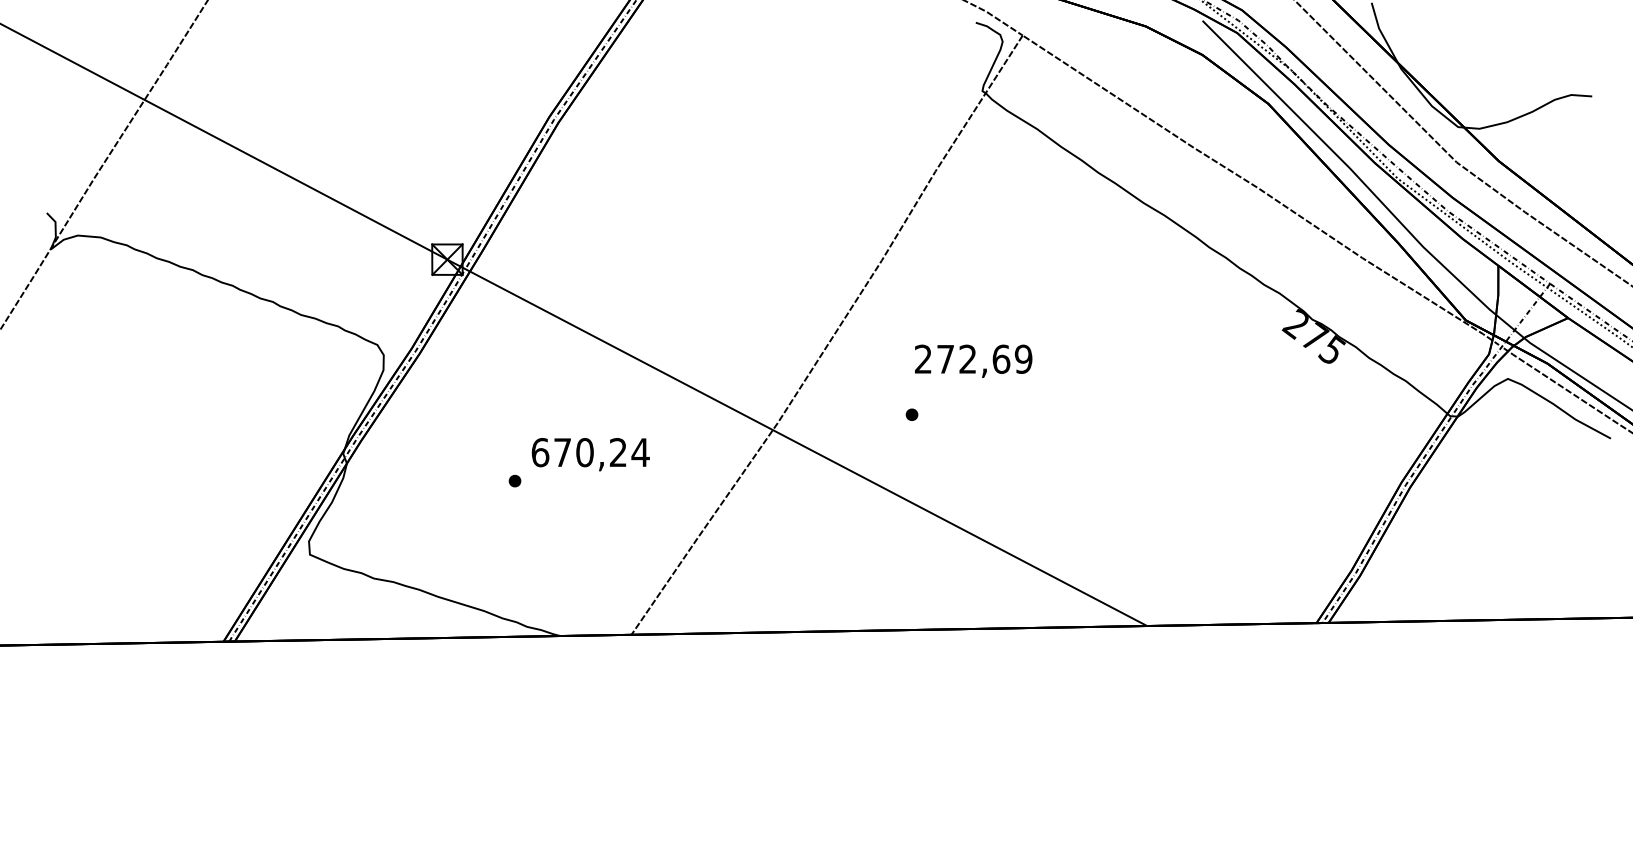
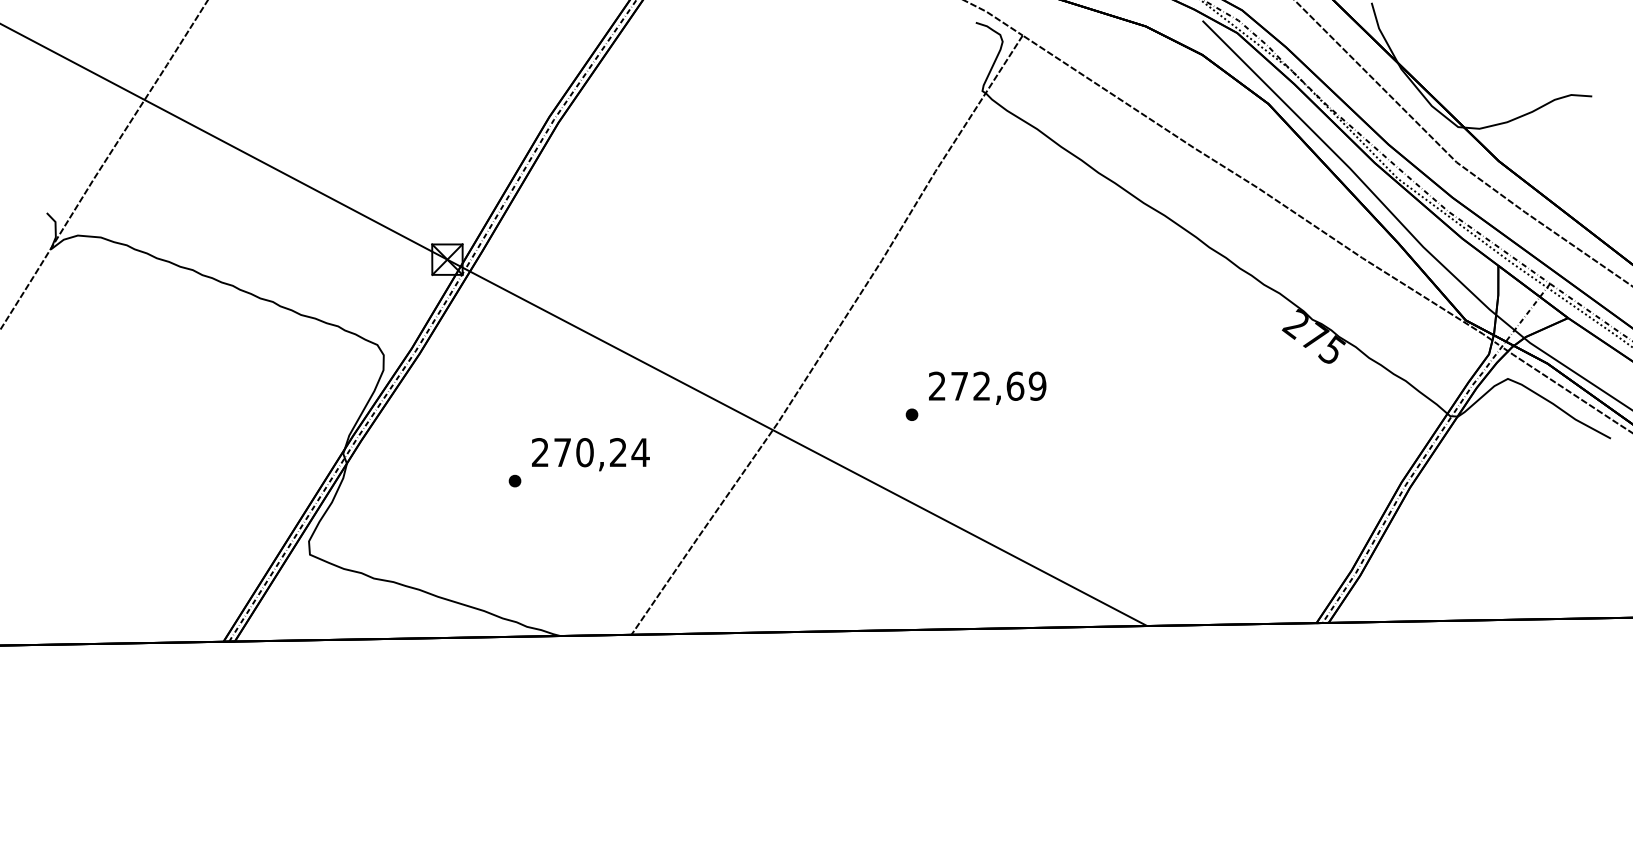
text position: (973, 360) -> (987, 387) (987, 387)
text: 670,24 -> 270,24 (540, 452)
